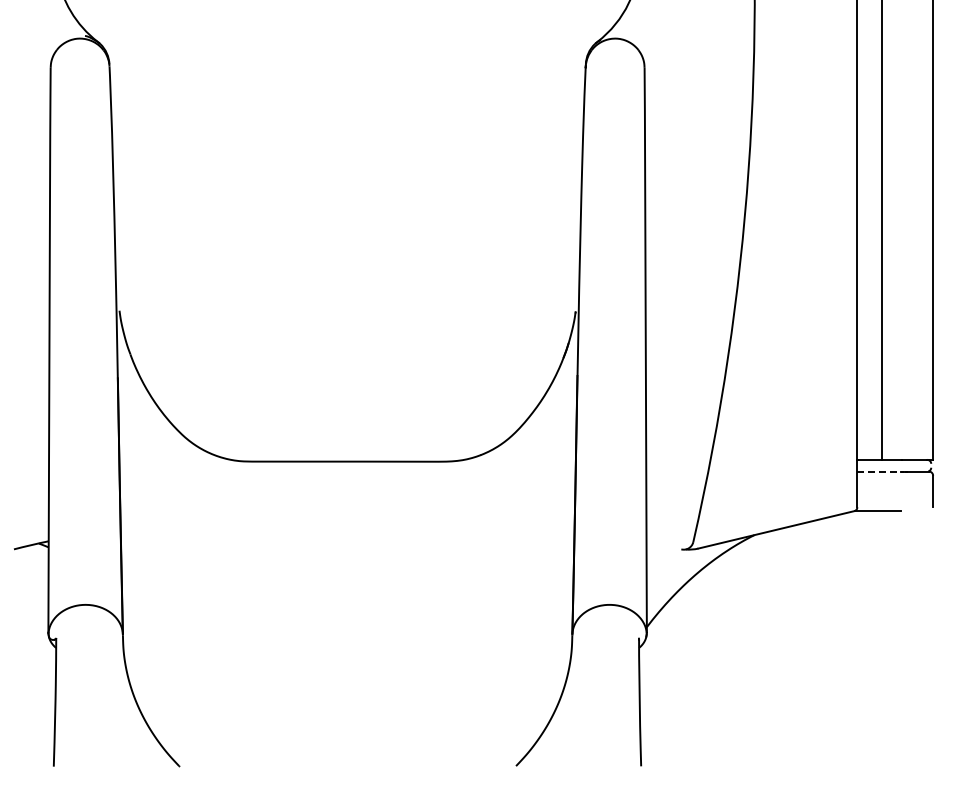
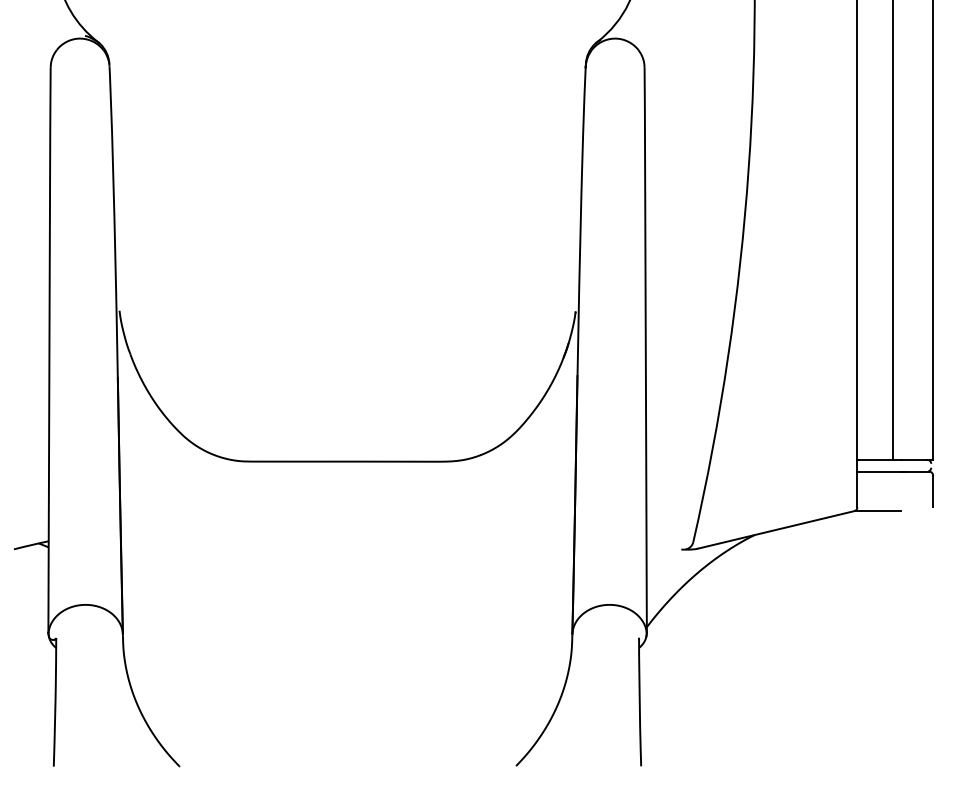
line position: (882, 230) -> (893, 230) (893, 230)
line: dashed -> solid (879, 471)
